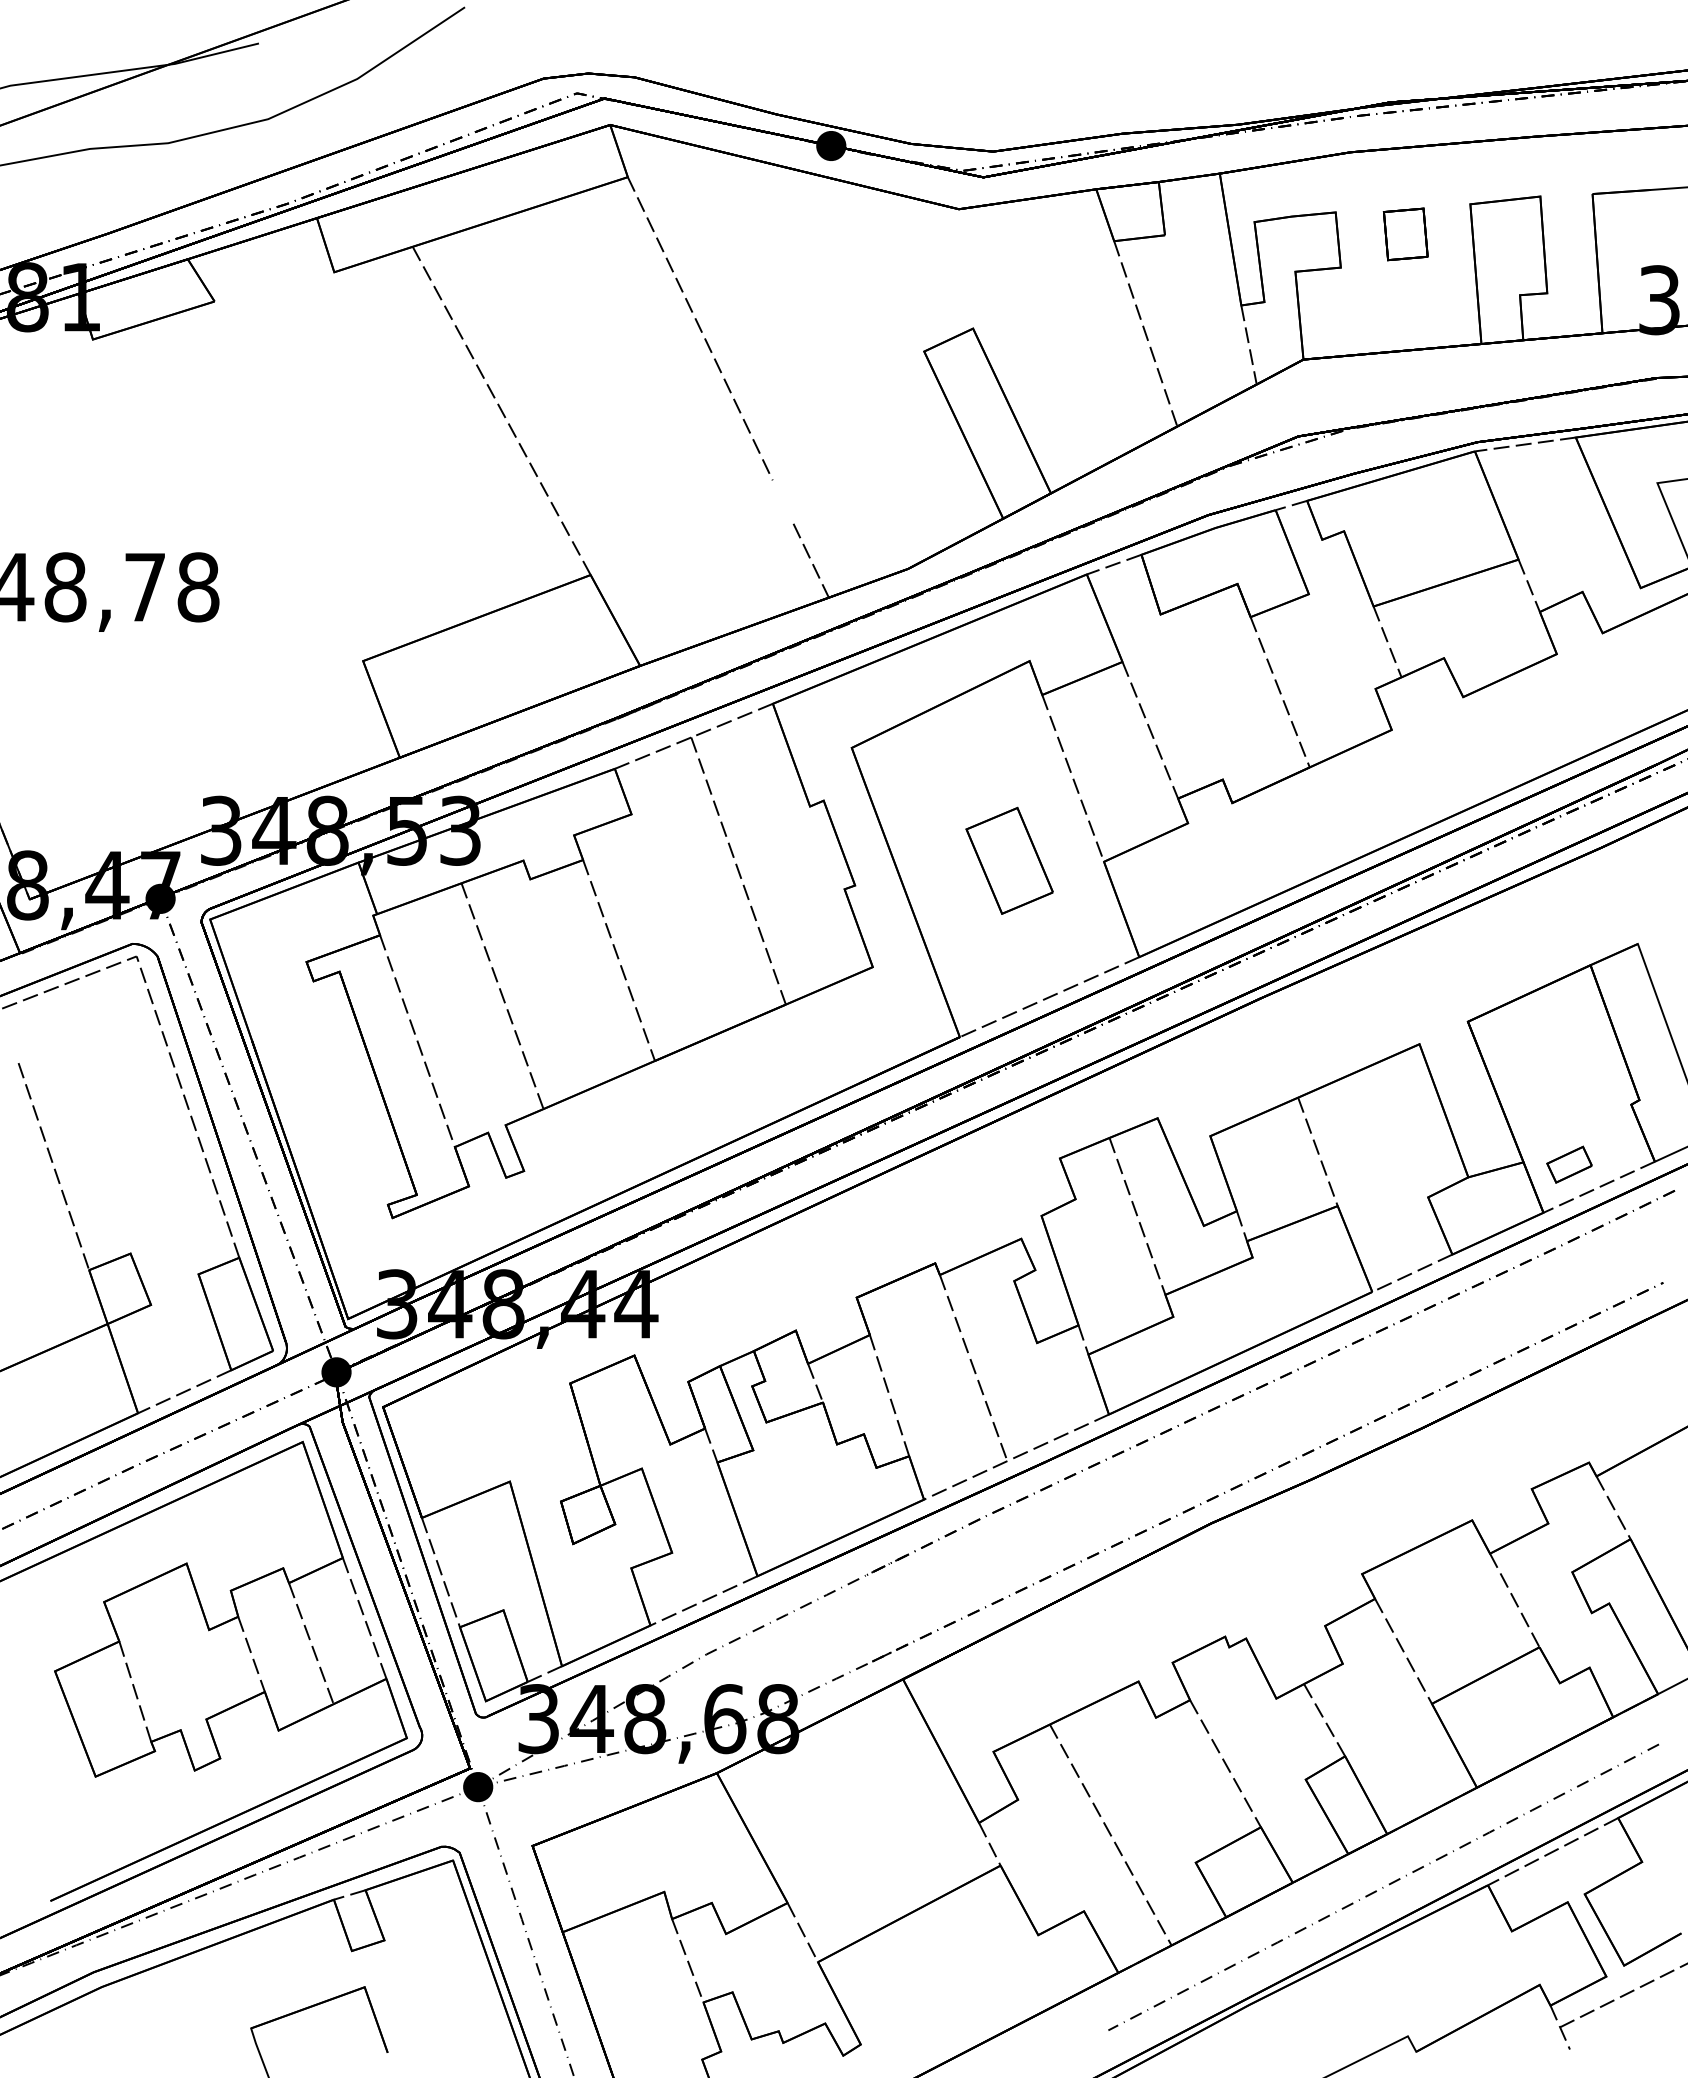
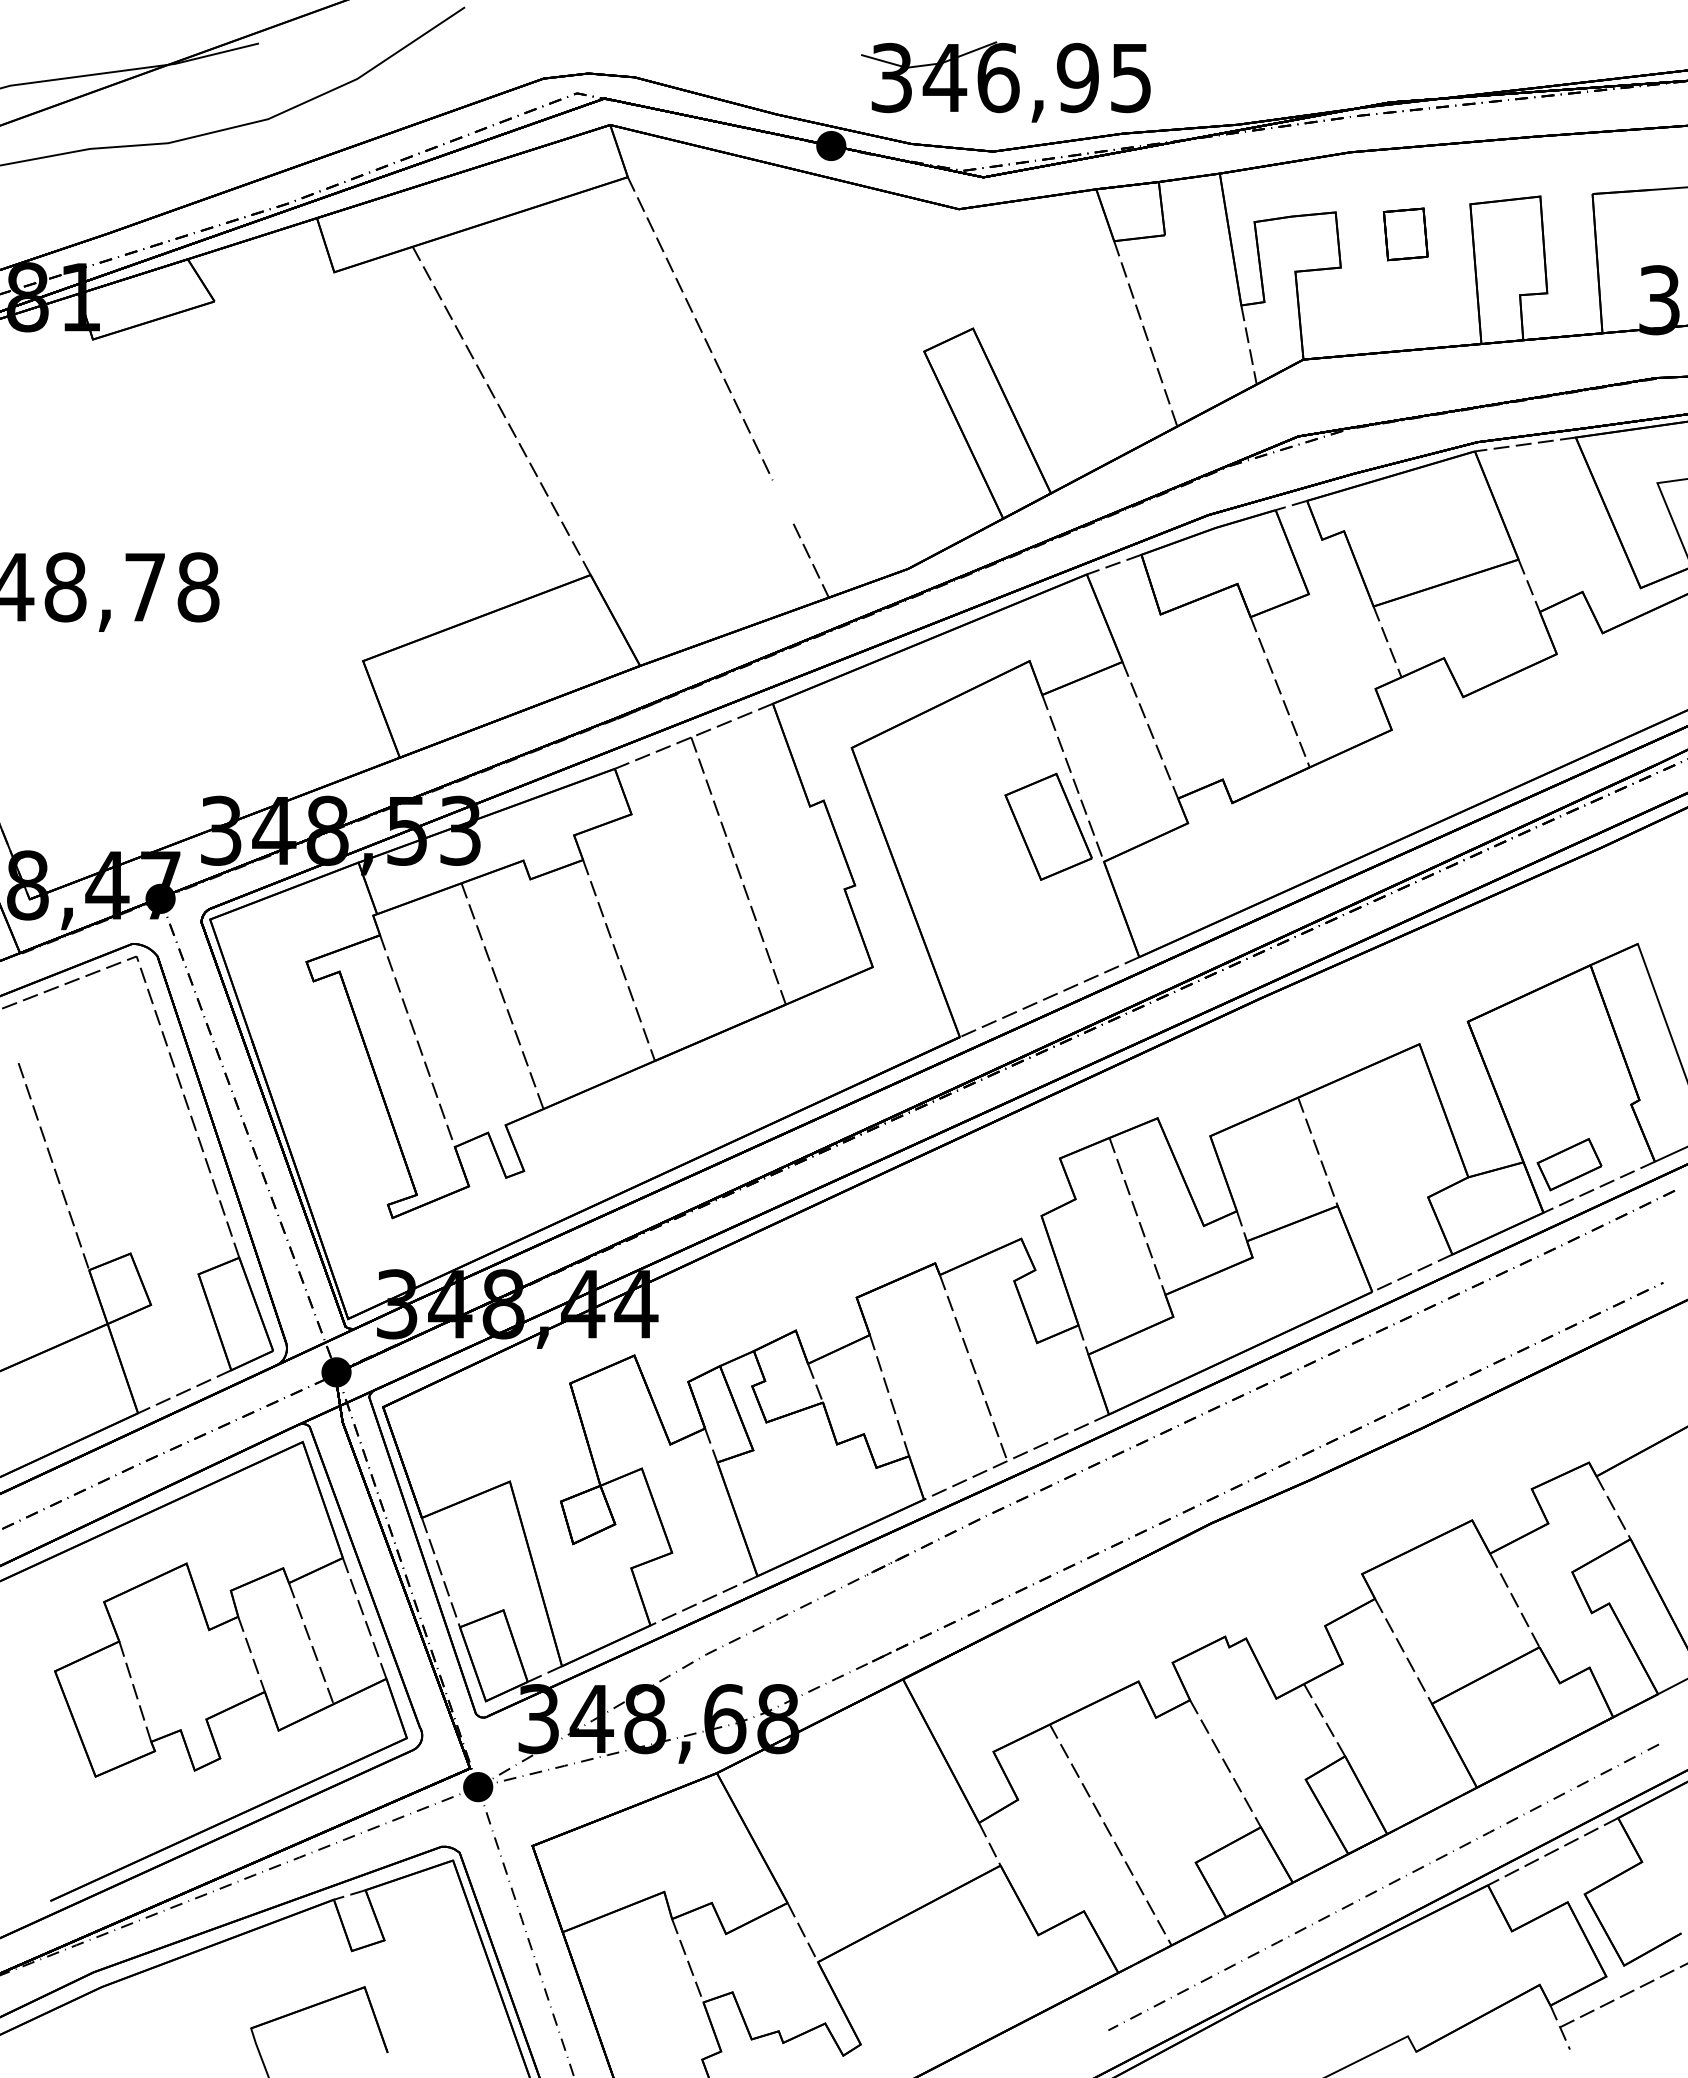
part: none -> present (1005, 81)
part position: (1009, 860) -> (1048, 826) (1048, 826)
part size: 47x39 px -> 67x54 px (1569, 1164)
